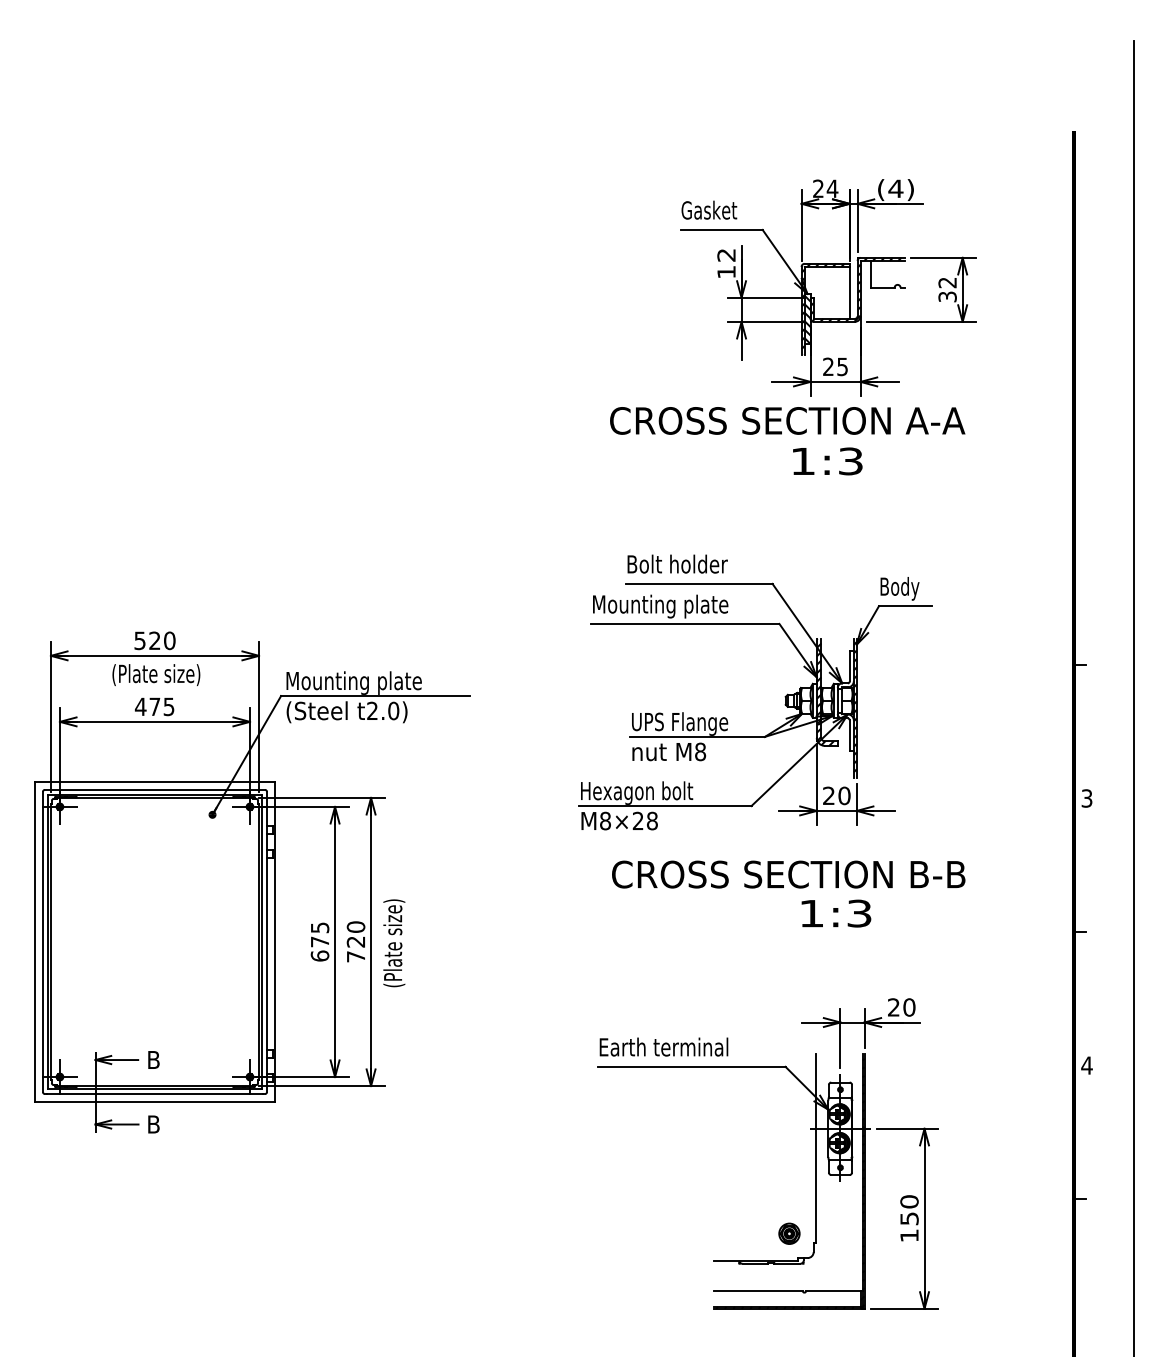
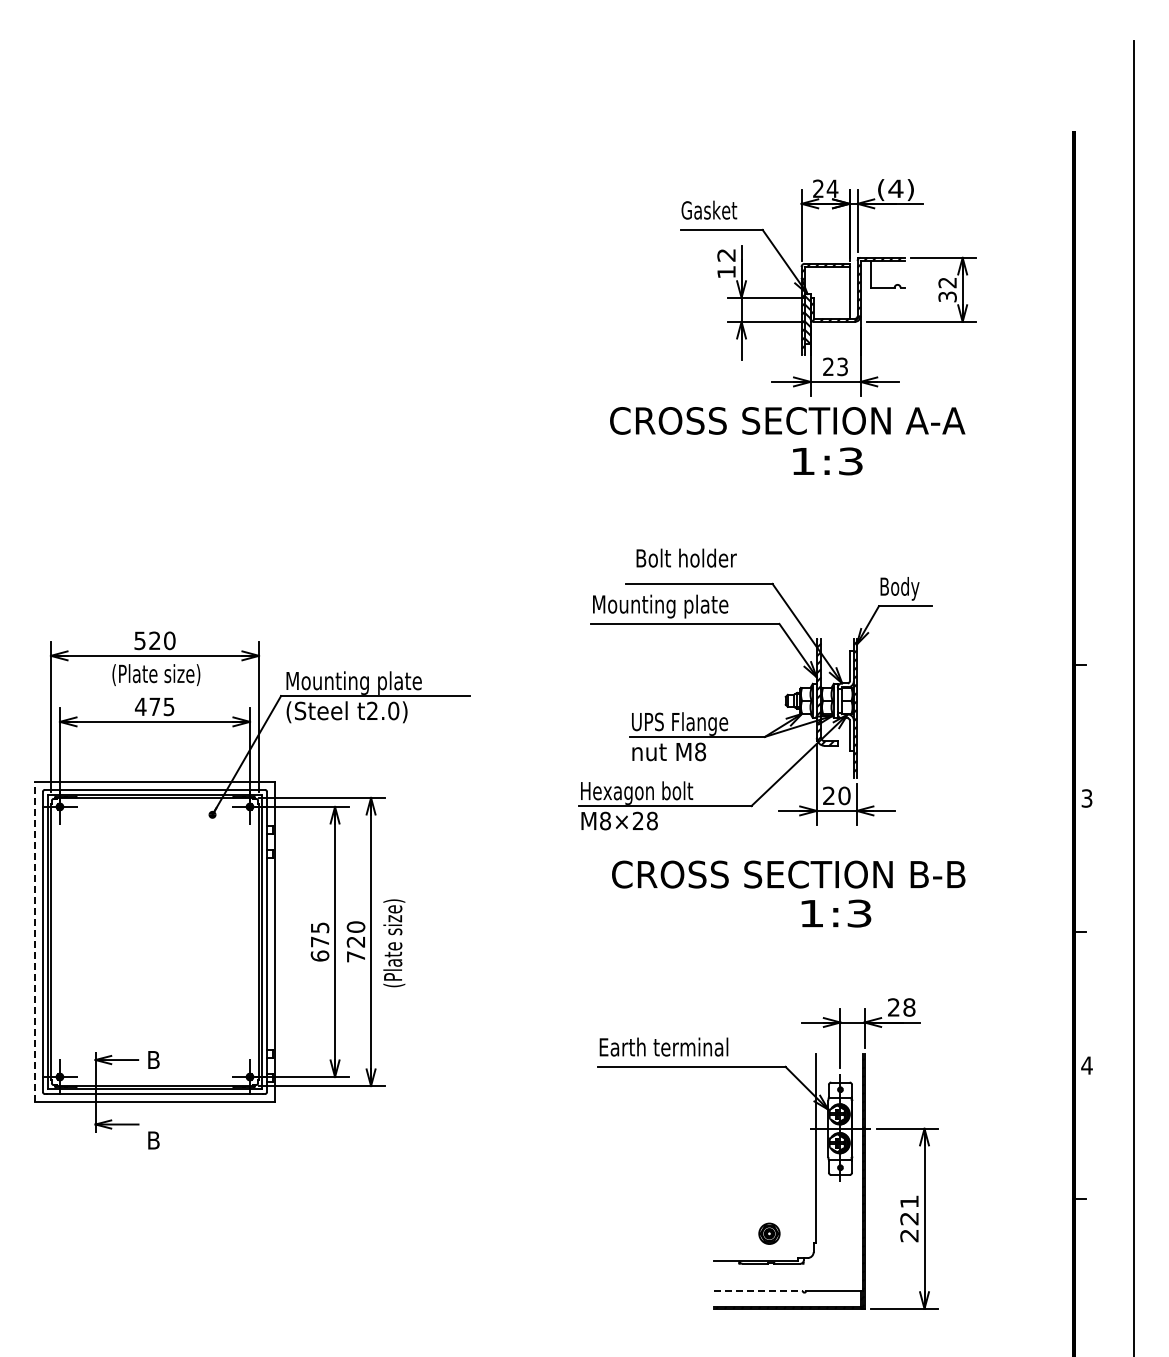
text: 25 -> 23 (842, 366)
text position: (677, 563) -> (686, 557) (686, 557)
line: solid -> dashed (34, 941)
text: 20 -> 28 (909, 1007)
text position: (153, 1124) -> (153, 1140) (153, 1140)
text: 150 -> 221 (909, 1218)
part position: (789, 1233) -> (769, 1233) (769, 1233)
line: solid -> dashed (758, 1290)
